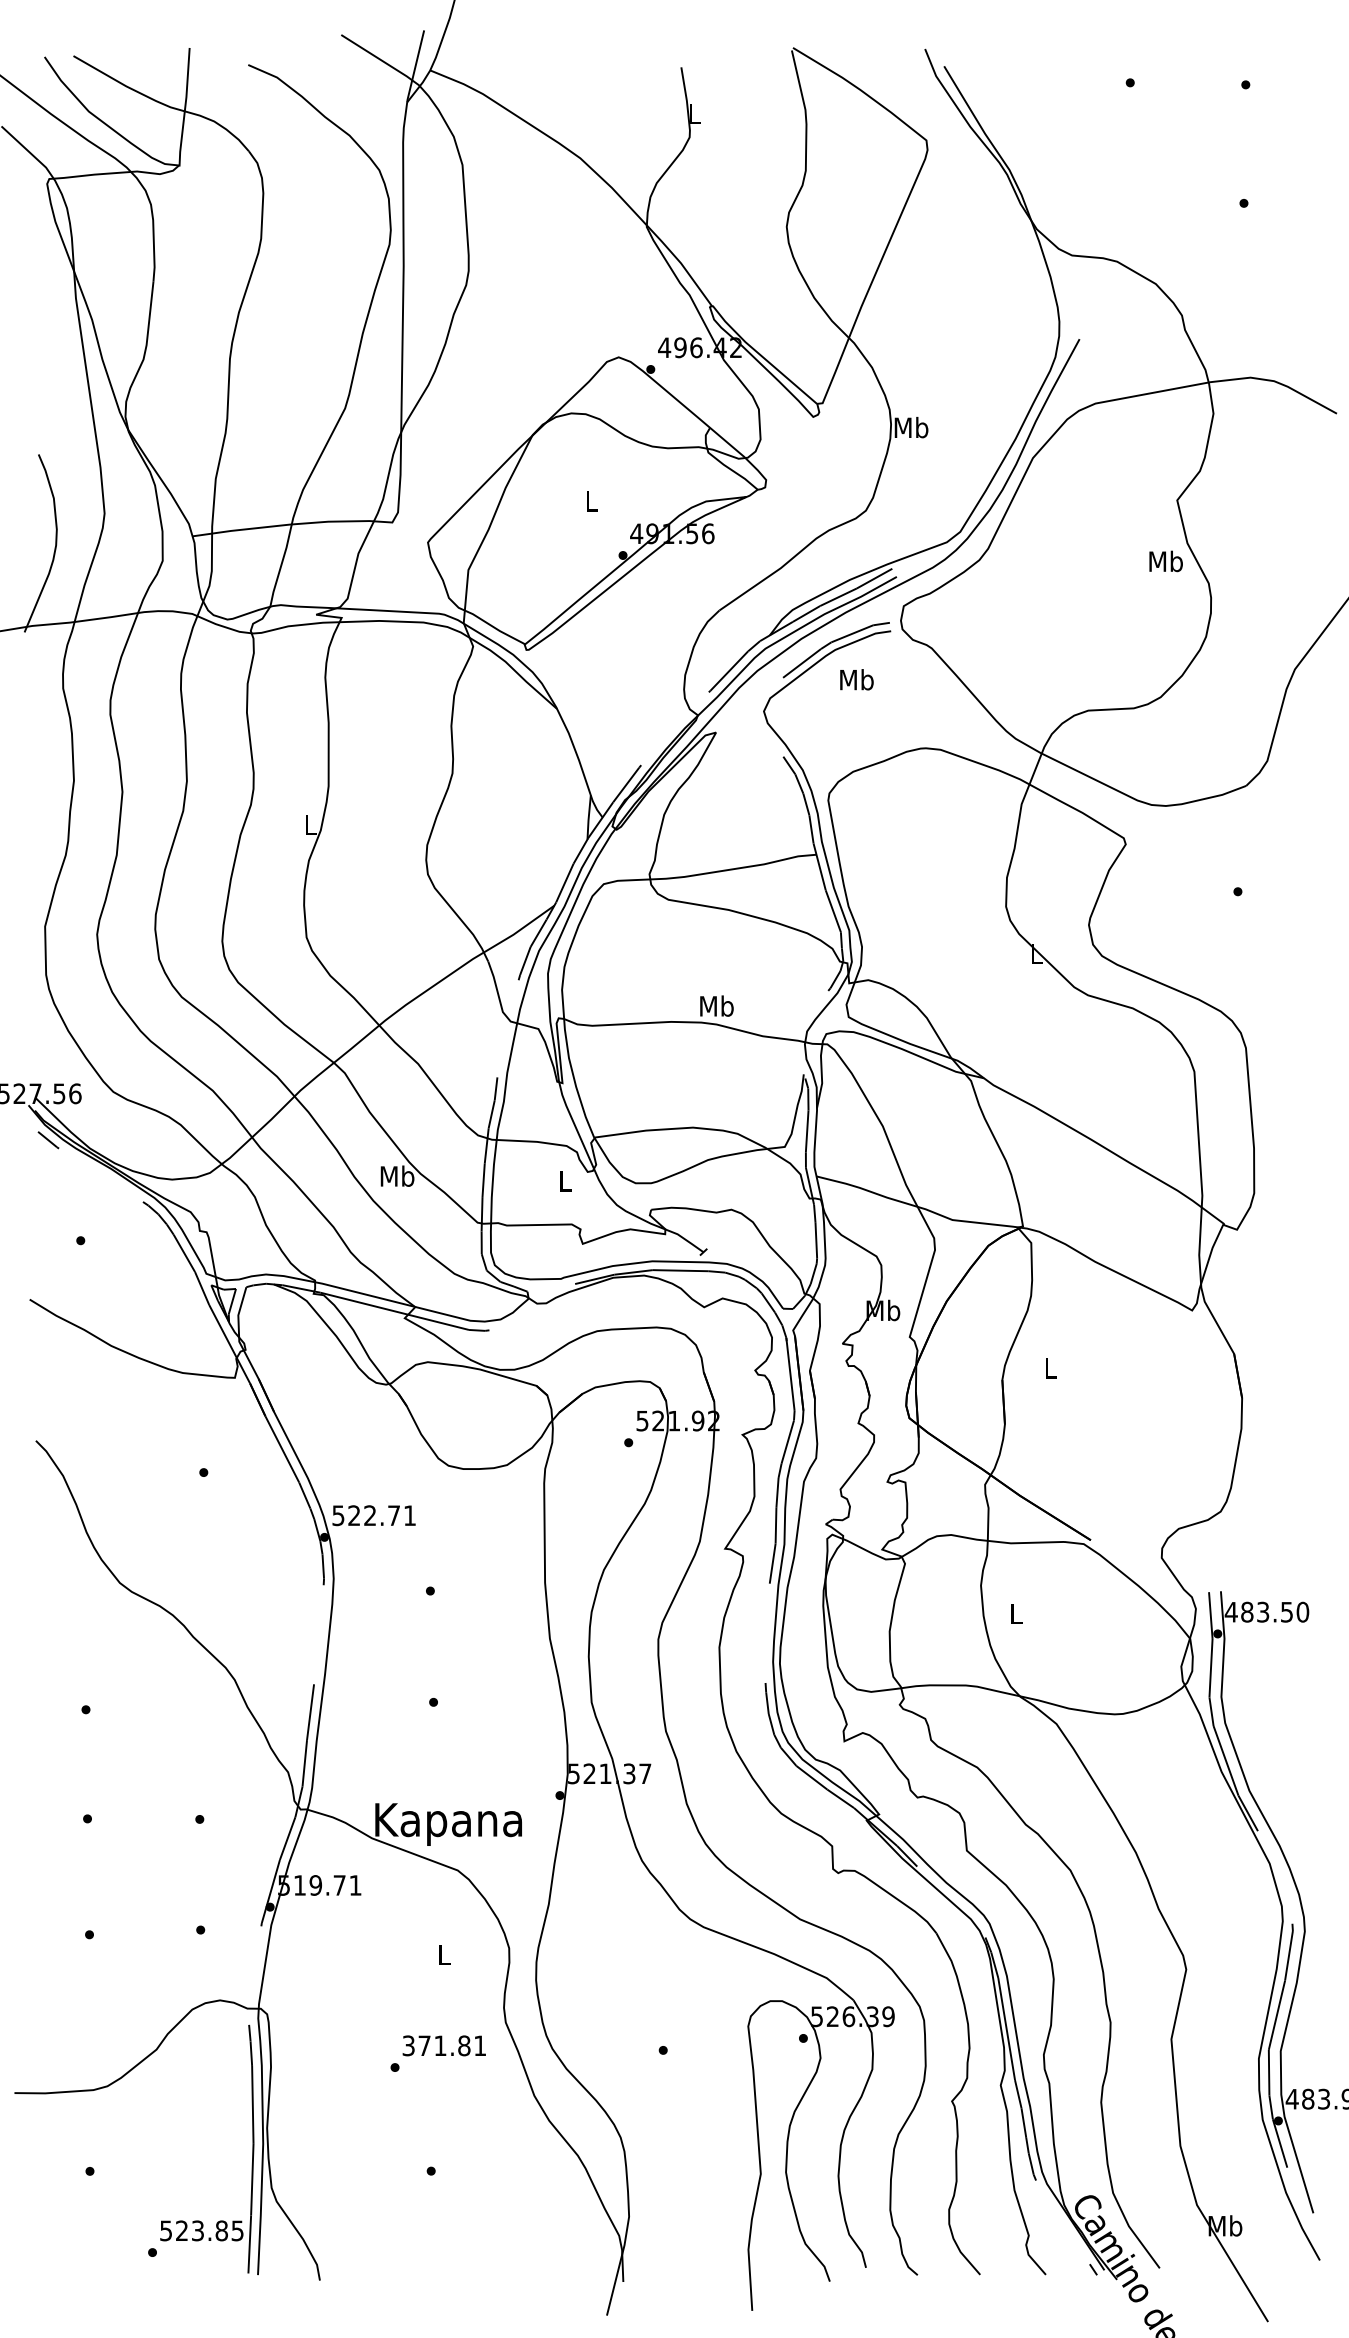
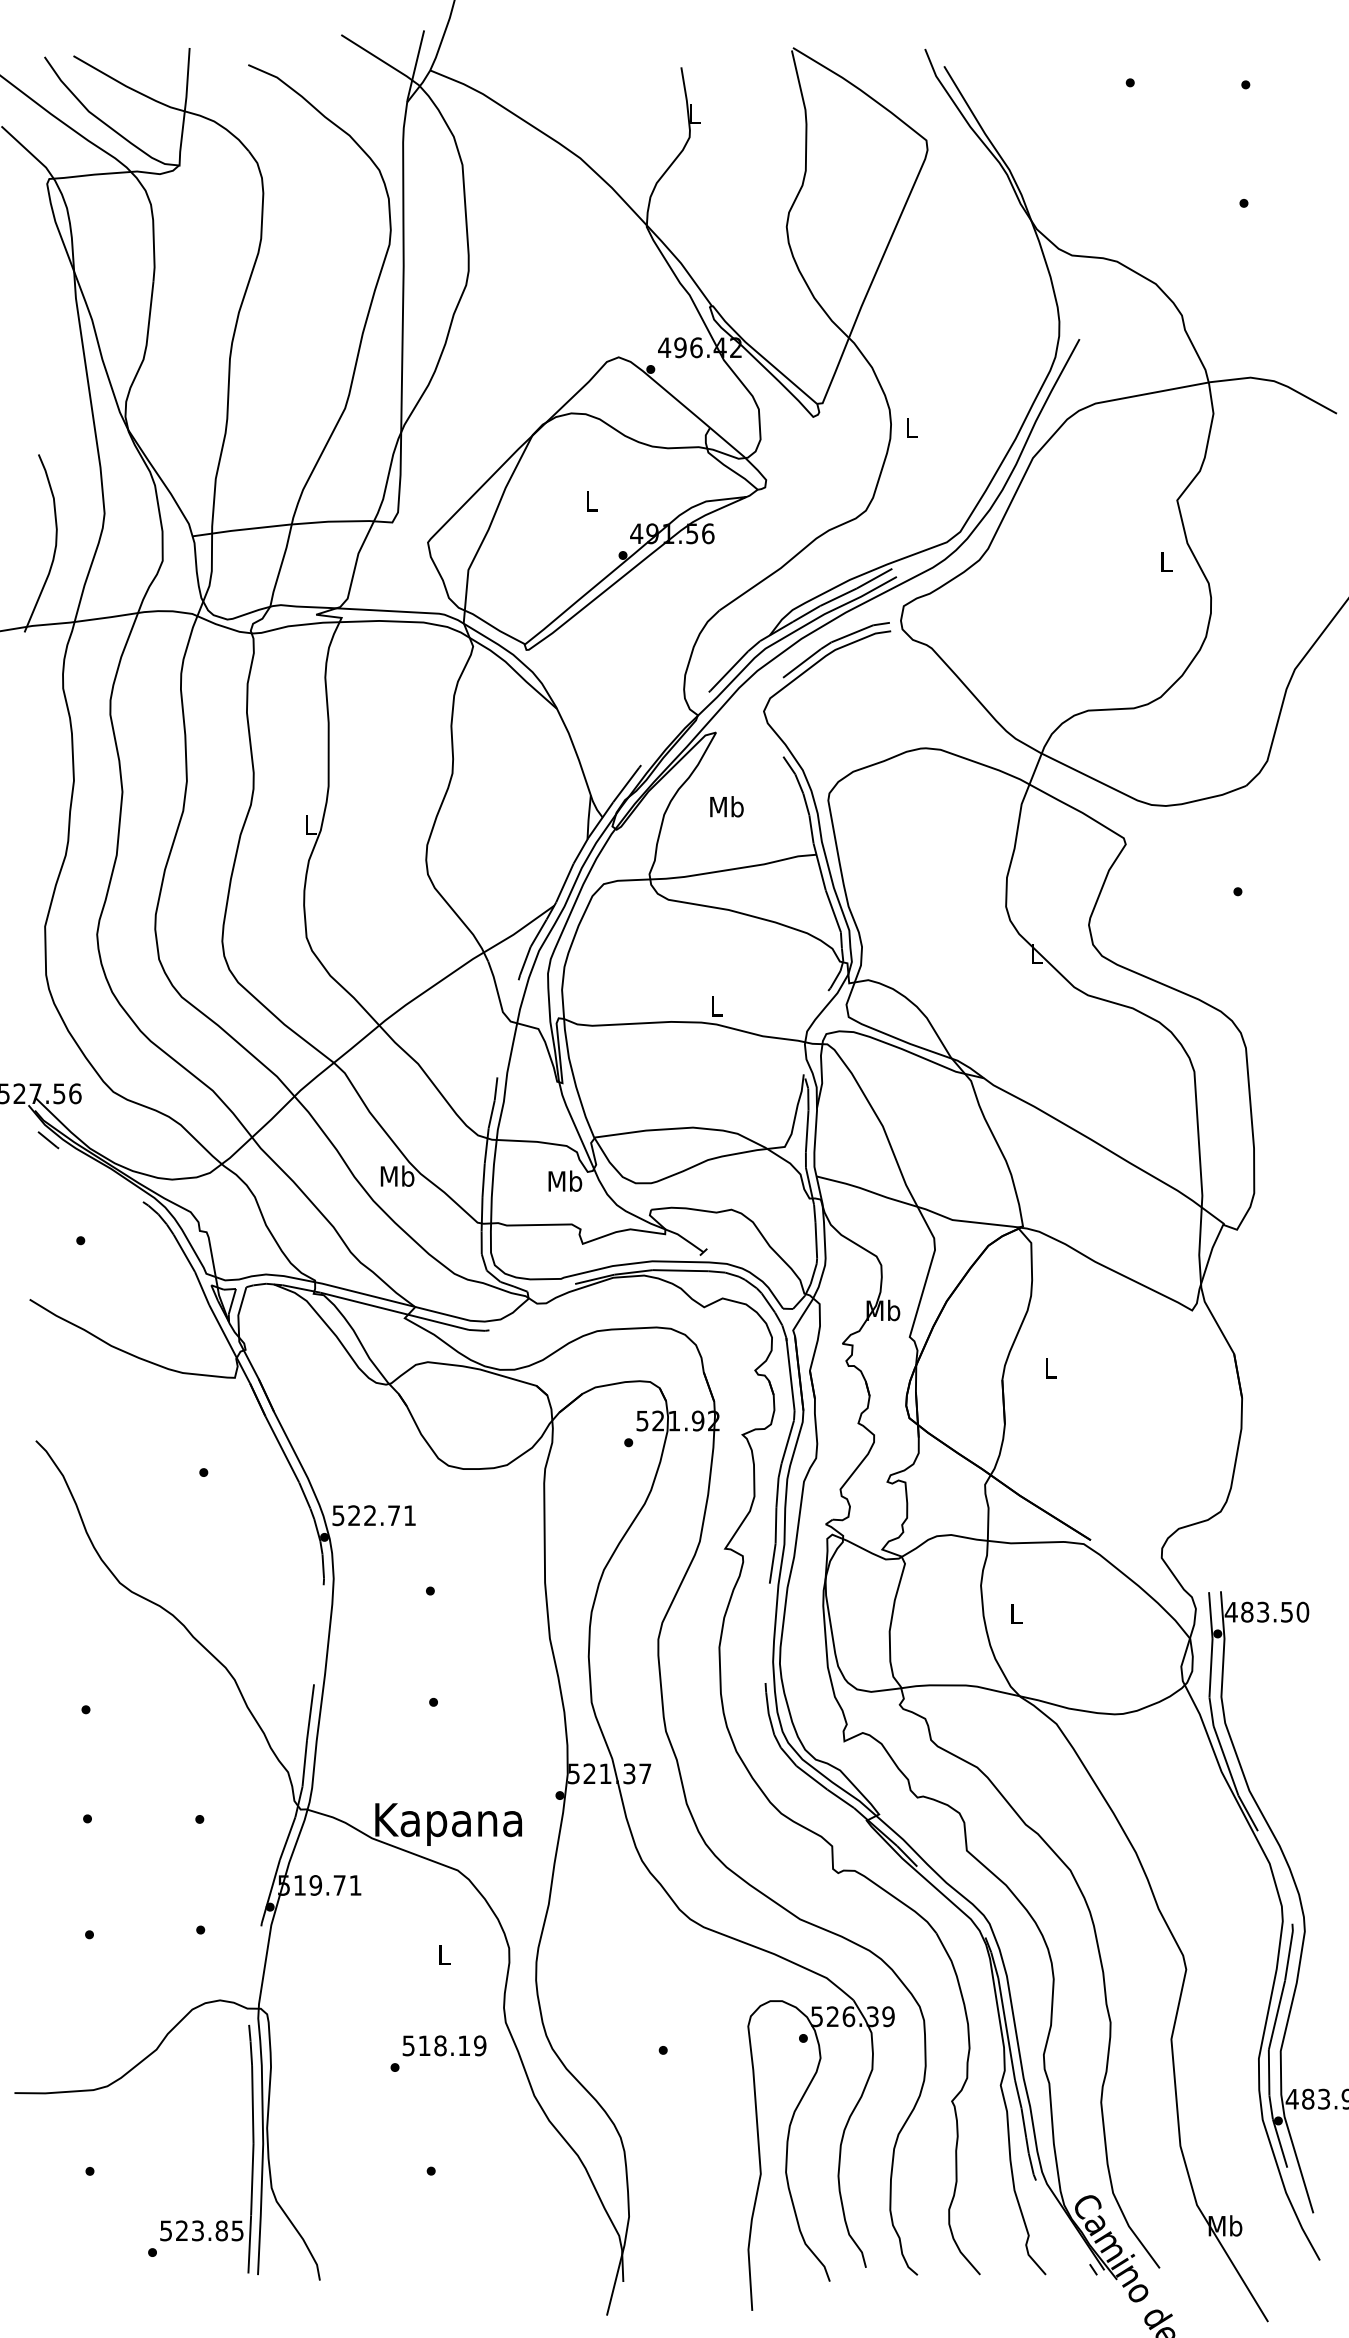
text: Mb -> L (911, 427)
text: Mb -> L (1165, 561)
text position: (856, 679) -> (726, 806) (726, 806)
text: Mb -> L (716, 1005)
text: L -> Mb (565, 1180)
text: 371.81 -> 518.19 (444, 2045)
